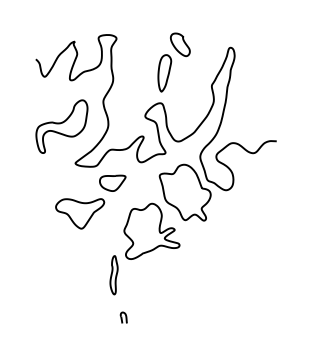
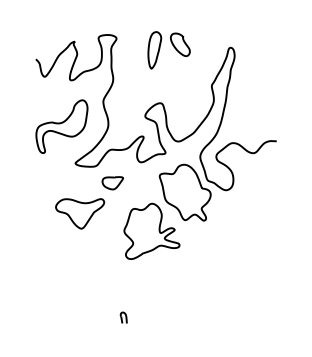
part position: (164, 73) -> (154, 50) (154, 50)
part size: 28x18 px -> 23x15 px (112, 183)
part: present -> none (113, 275)
